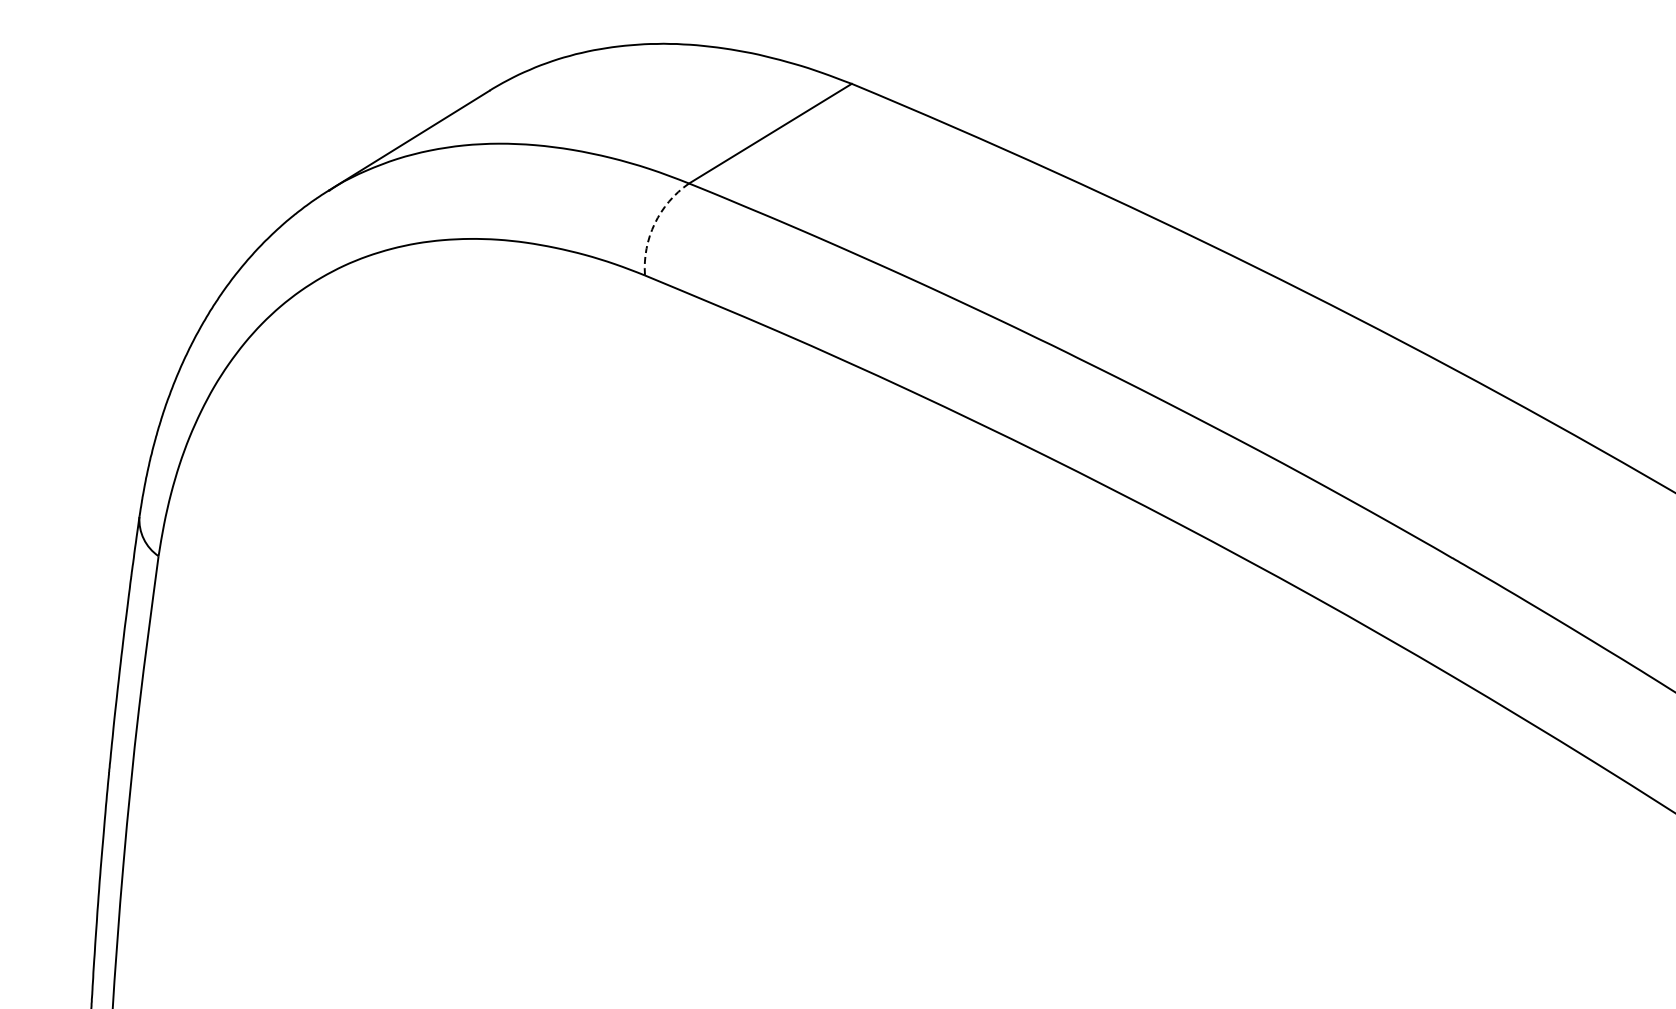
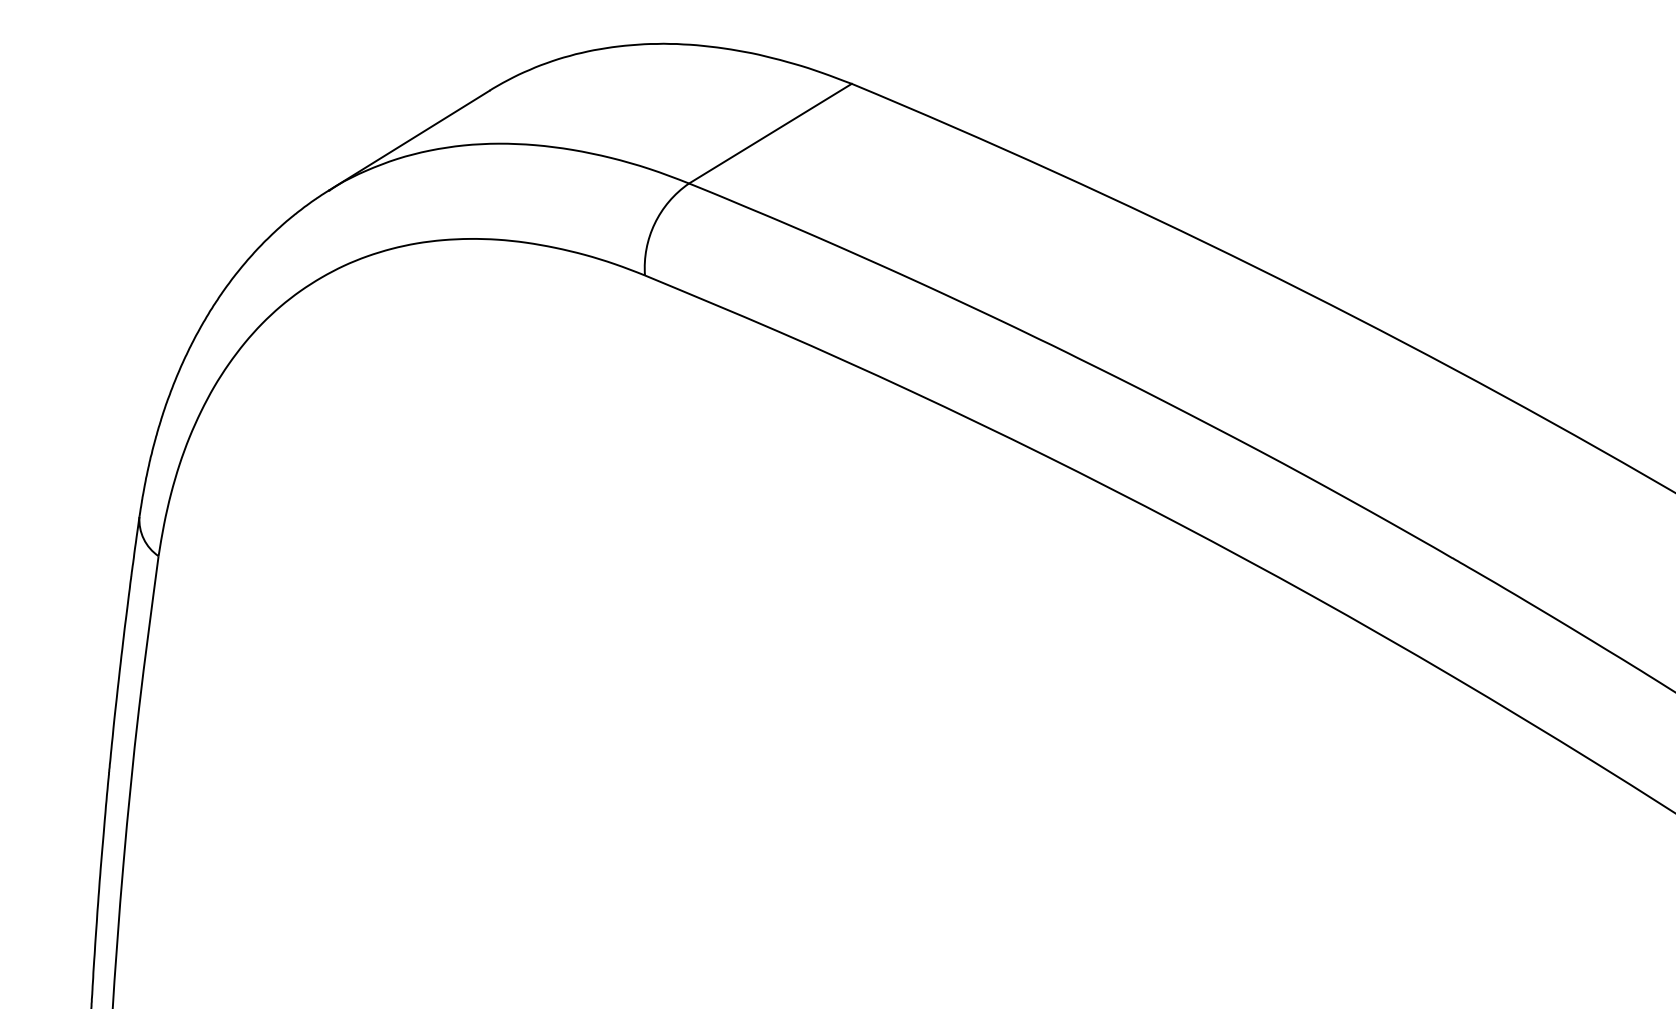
arc: dashed -> solid (654, 223)
